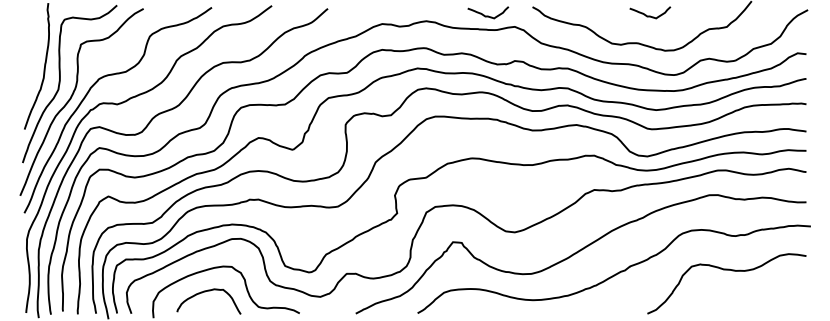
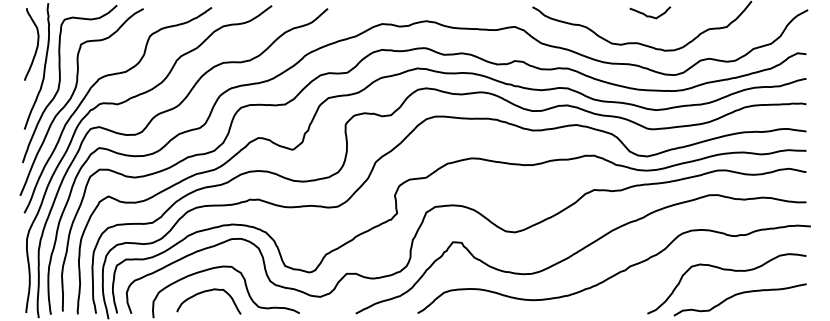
curve: present -> none (488, 15)
curve: none -> present (36, 45)
curve: none -> present (737, 295)
